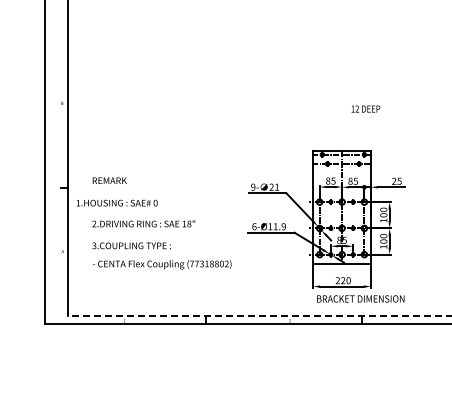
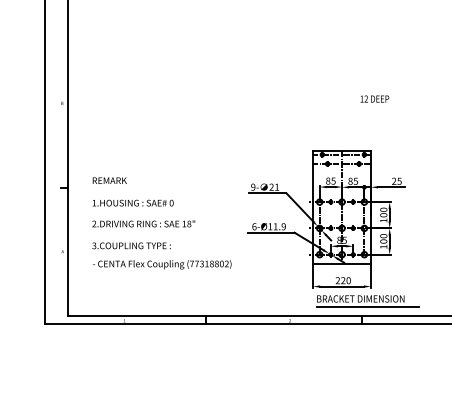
text position: (365, 108) -> (374, 98) (374, 98)
text position: (116, 202) -> (132, 202) (132, 202)
line: none -> present (367, 306)
line: dashed -> solid (259, 316)
